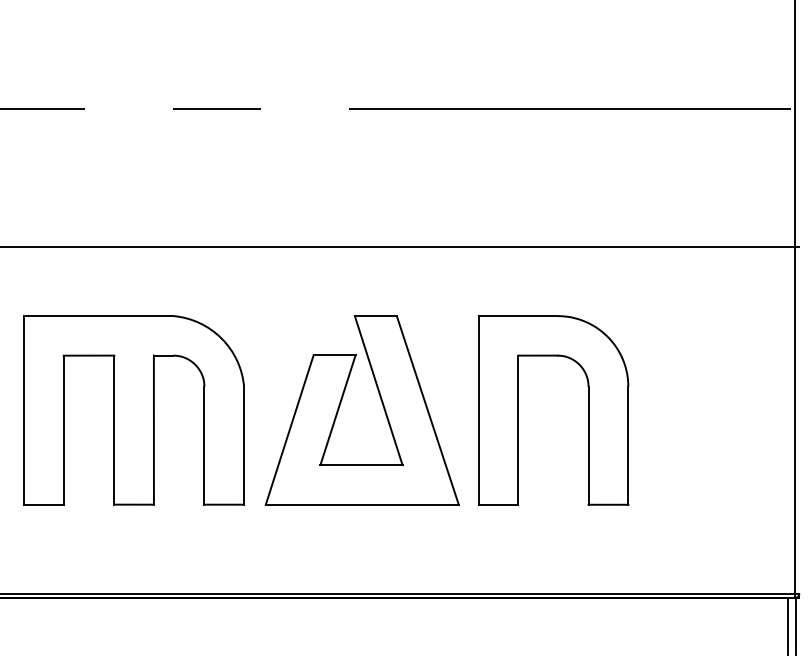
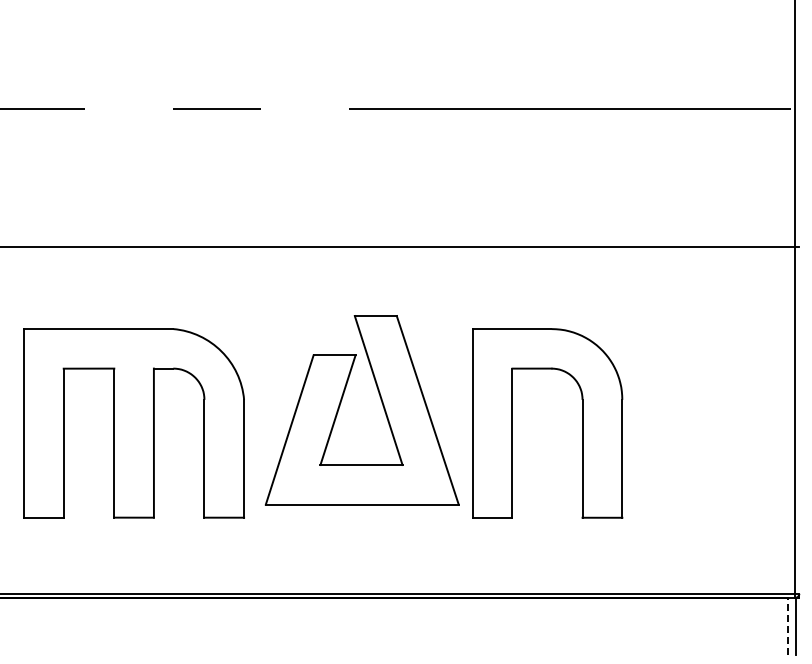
part position: (133, 410) -> (133, 423) (133, 423)
part position: (518, 410) -> (512, 423) (512, 423)
line: solid -> dashed (787, 626)
